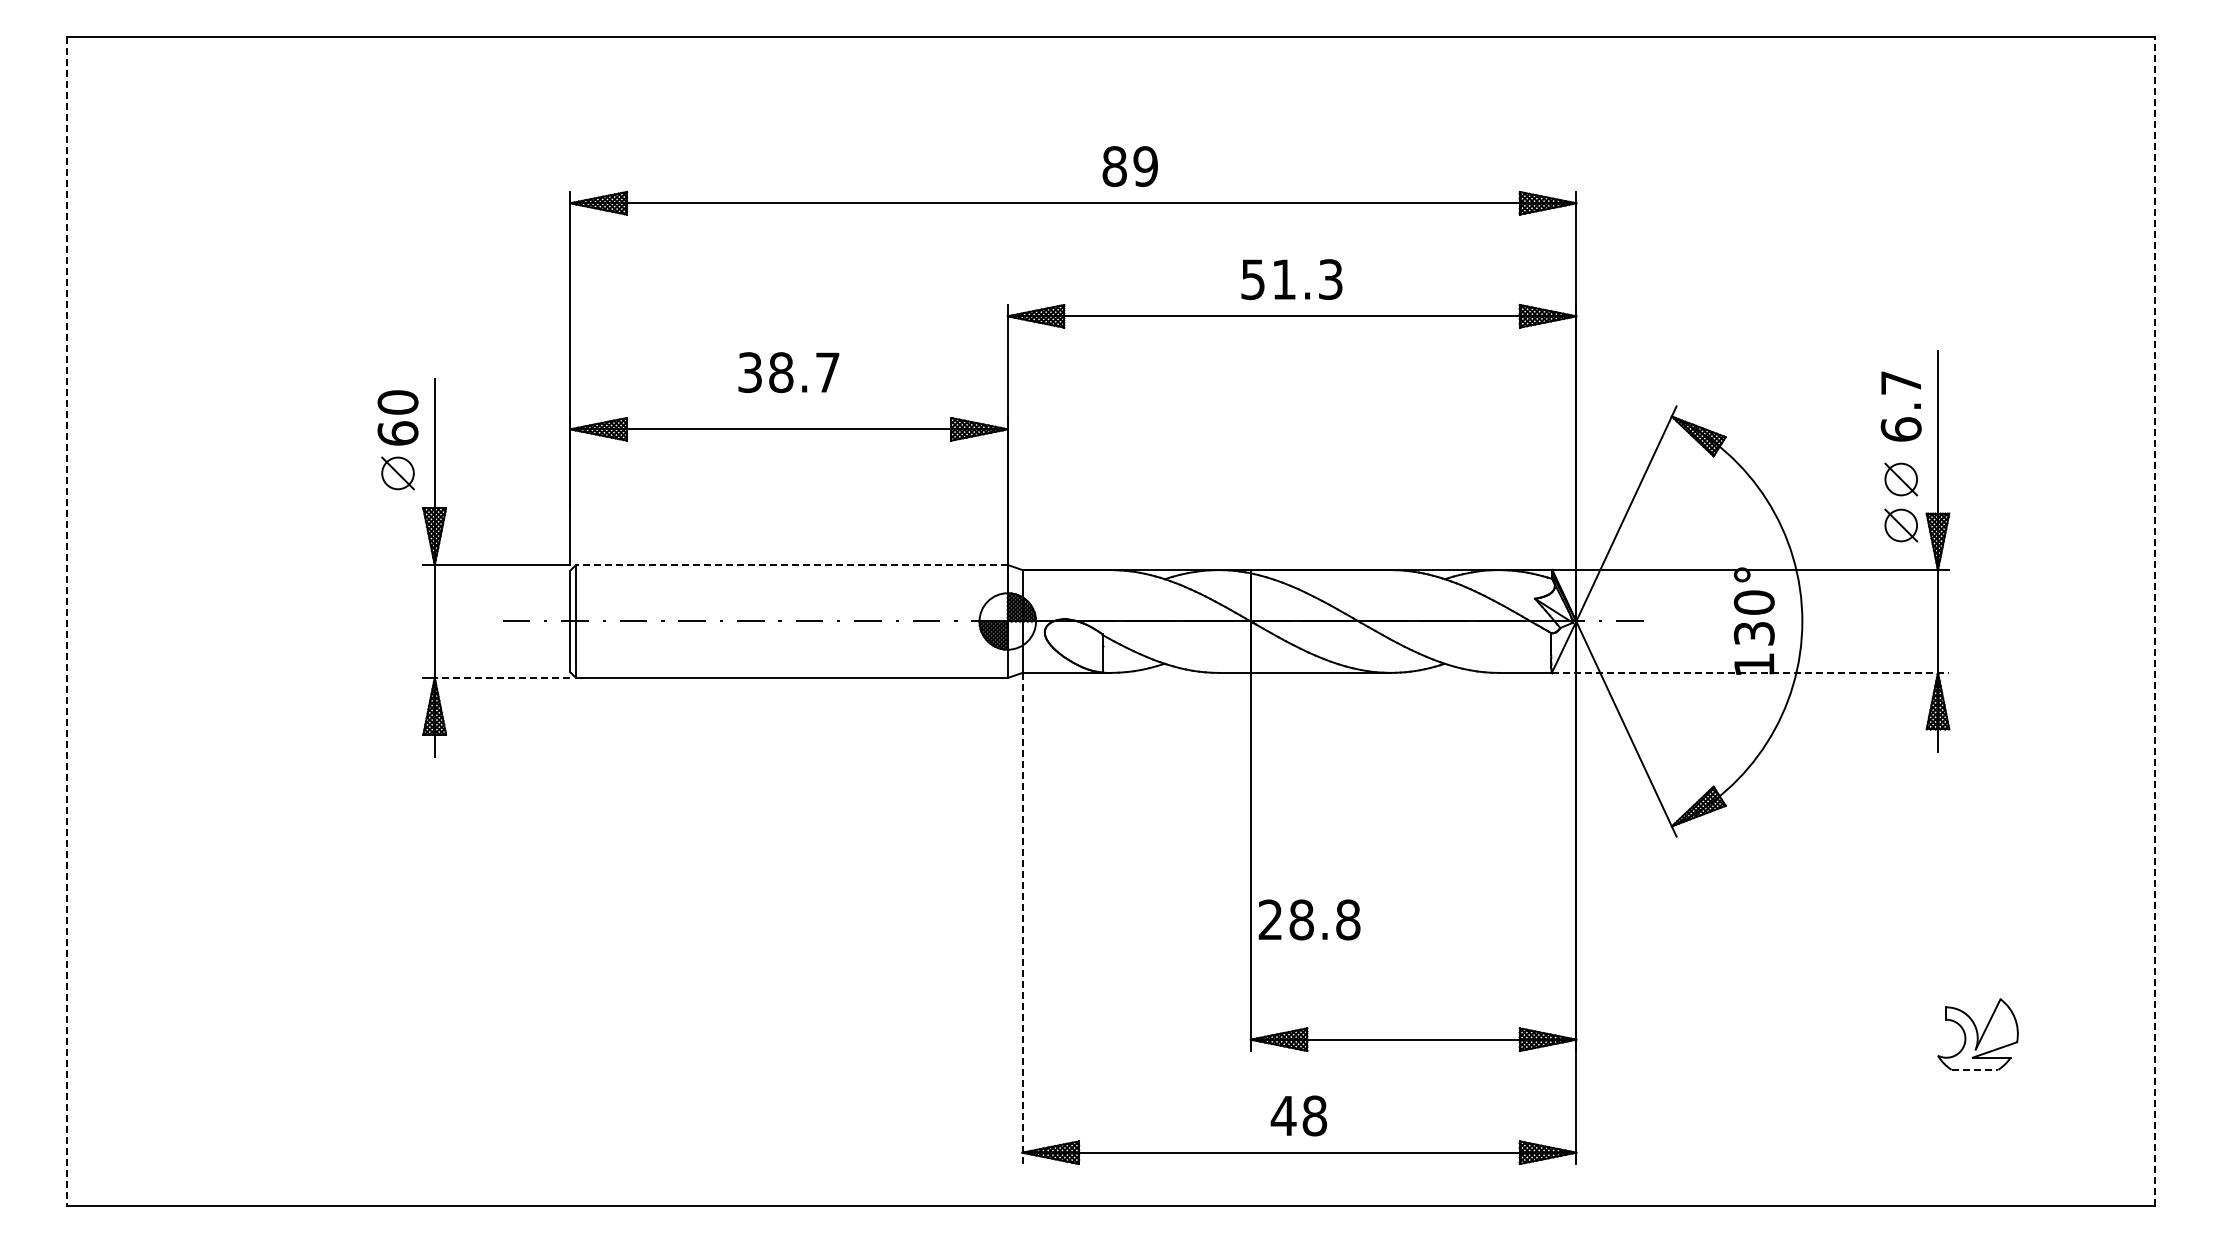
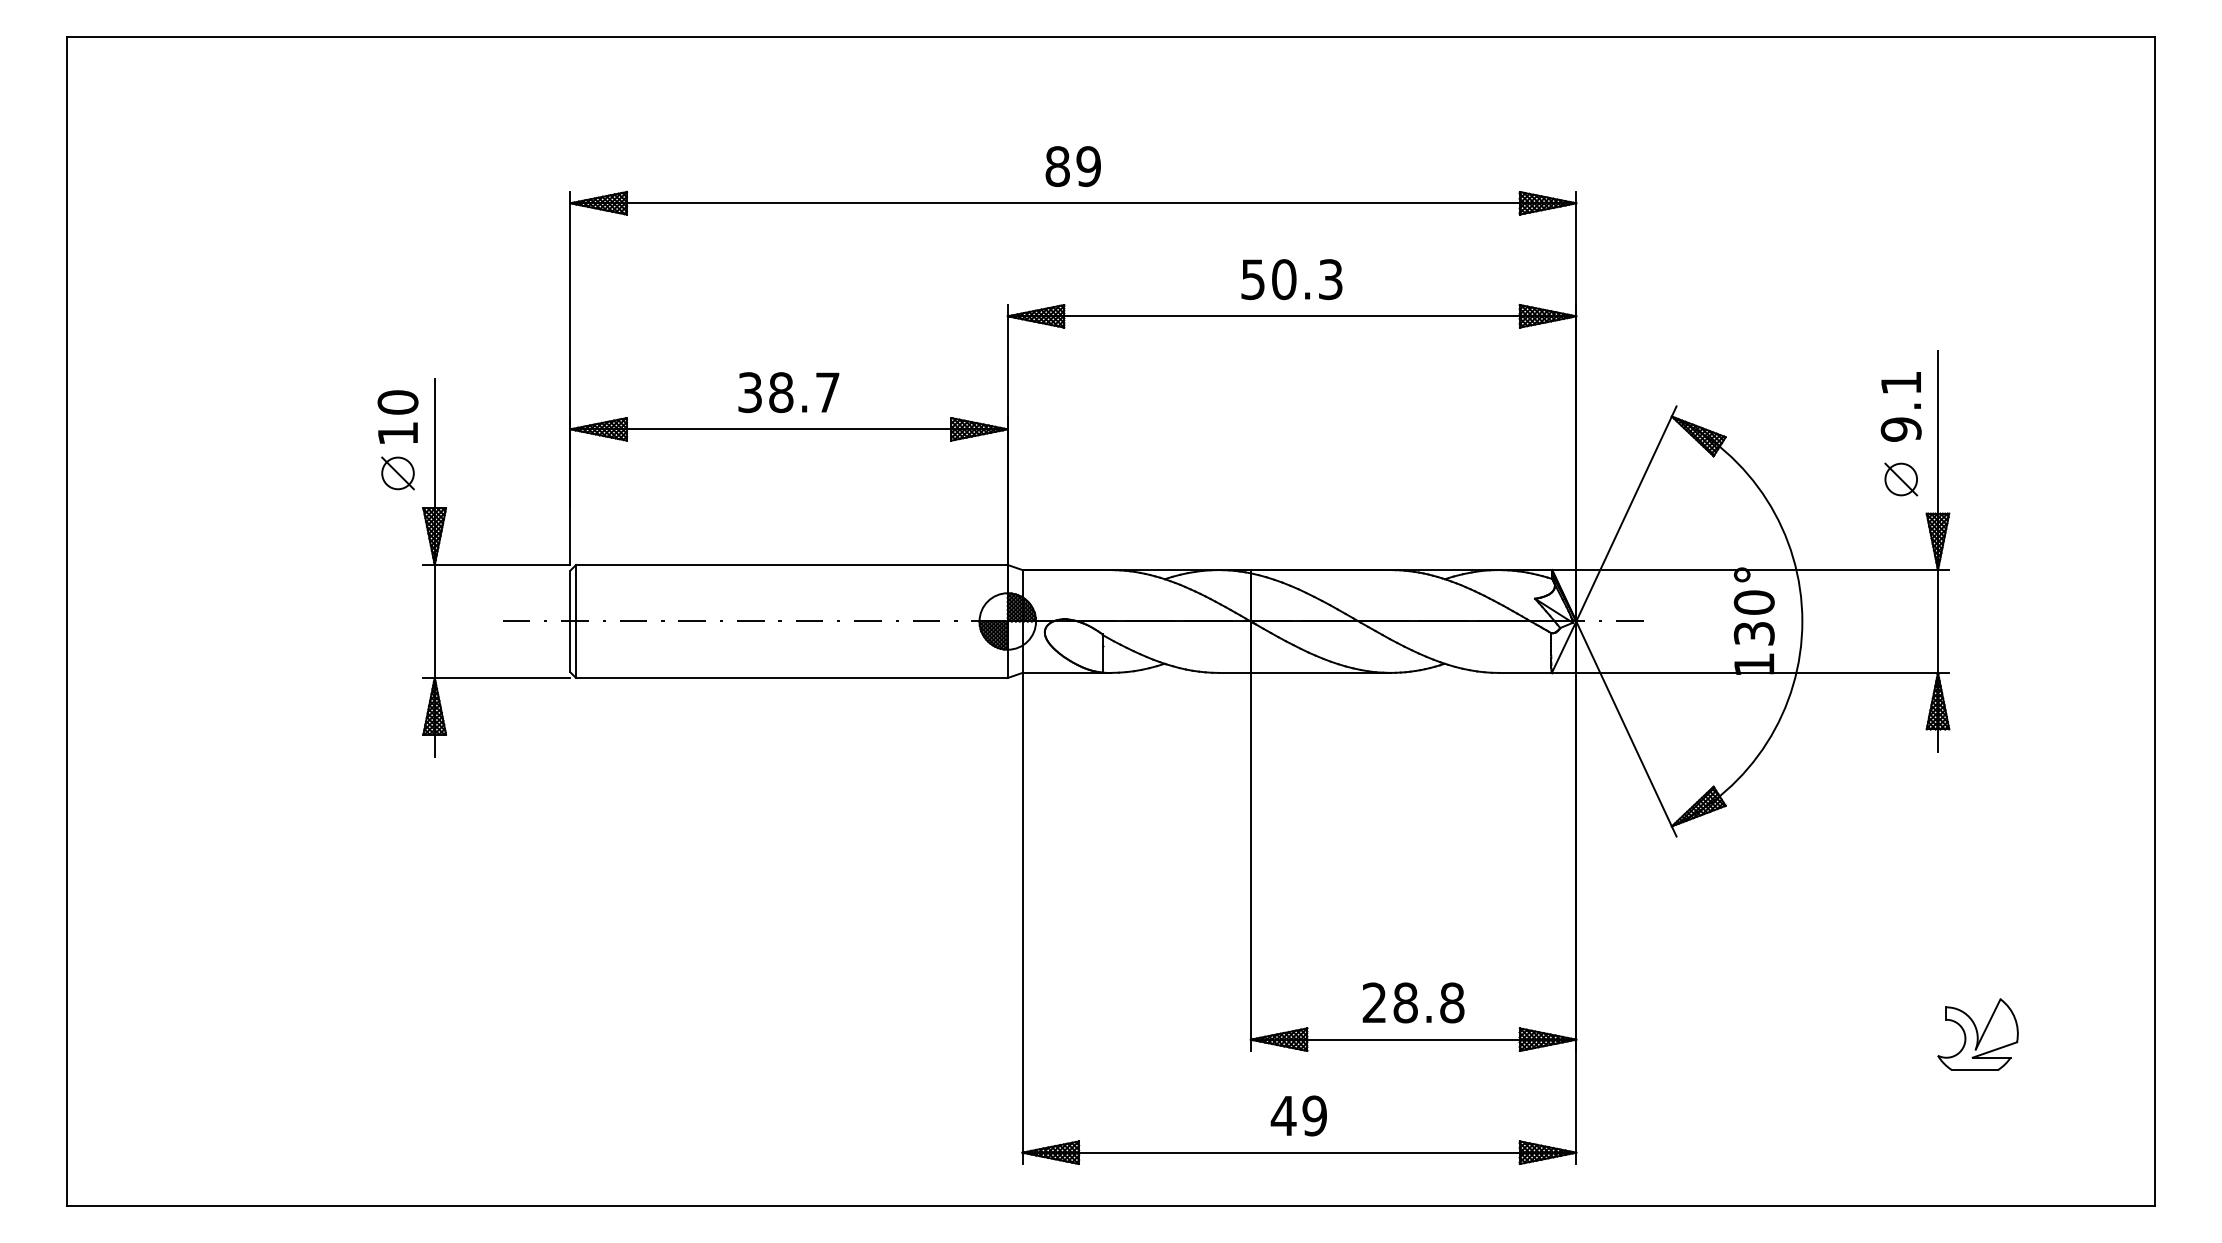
text position: (1129, 166) -> (1072, 166) (1072, 166)
text: 51.3 -> 50.3 (1284, 279)
text position: (788, 372) -> (788, 392) (788, 392)
text: 6.7 -> 9.1 (1900, 406)
text: 60 -> 10 (397, 433)
part: present -> none (1901, 525)
line: dashed -> solid (791, 564)
line: dashed -> solid (66, 621)
line: dashed -> solid (2155, 621)
line: dashed -> solid (1751, 672)
line: dashed -> solid (502, 678)
line: dashed -> solid (1022, 918)
text position: (1309, 919) -> (1413, 1002) (1413, 1002)
line: dashed -> solid (1975, 1069)
text: 48 -> 49 (1314, 1115)
